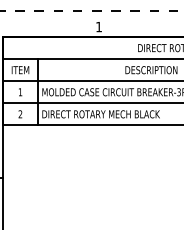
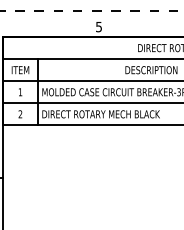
text: 1 -> 5 (98, 27)
